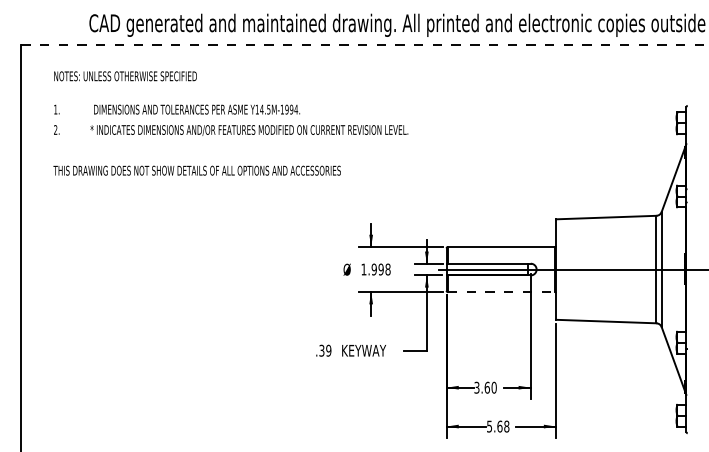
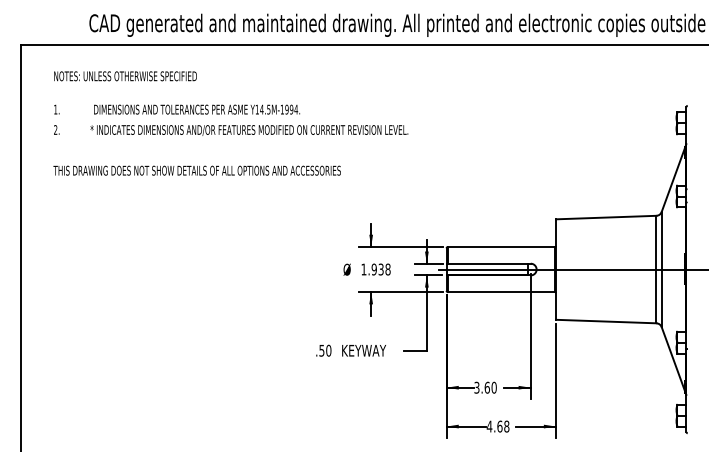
line: dashed -> solid (365, 44)
text: 1.998 -> 1.938 (380, 269)
line: dashed -> solid (501, 292)
text: .39 -> .50 (325, 350)
text: 5.68 -> 4.68 (489, 426)
